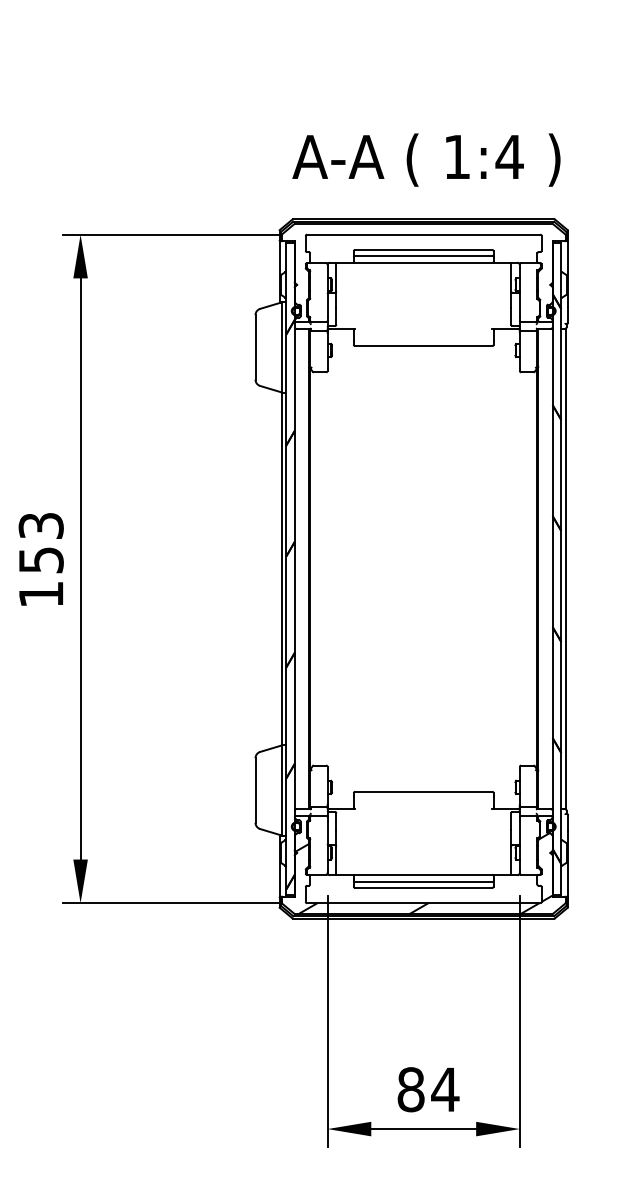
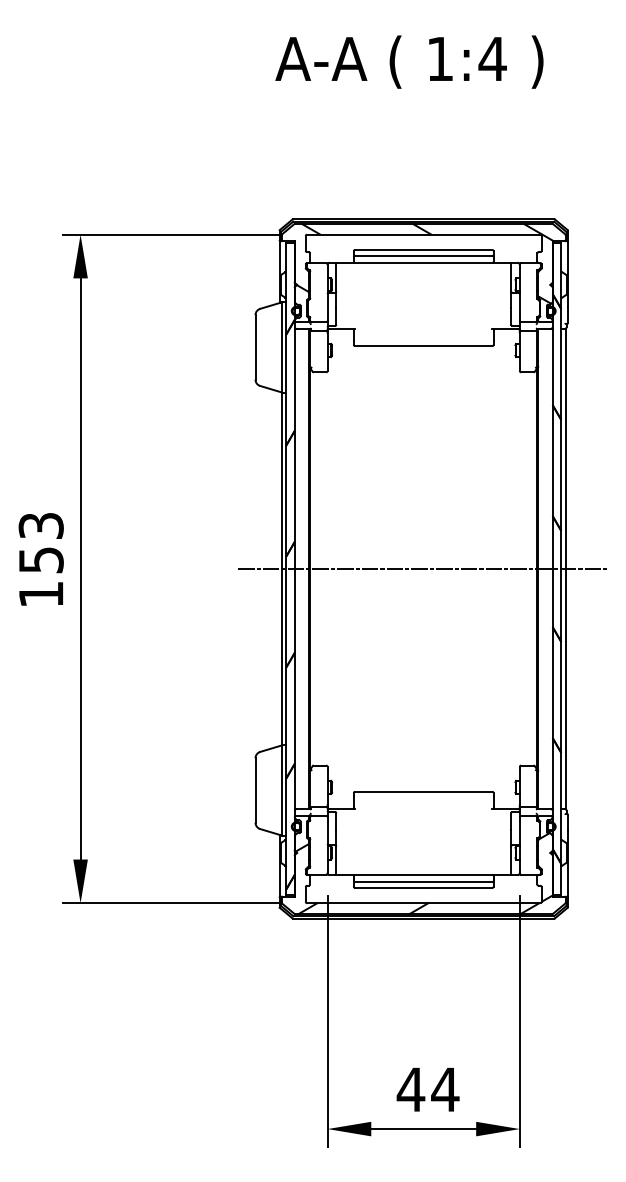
text position: (426, 159) -> (409, 61) (409, 61)
hatch: none -> present (424, 263)
line: none -> present (423, 568)
text: 84 -> 44 (410, 1089)
